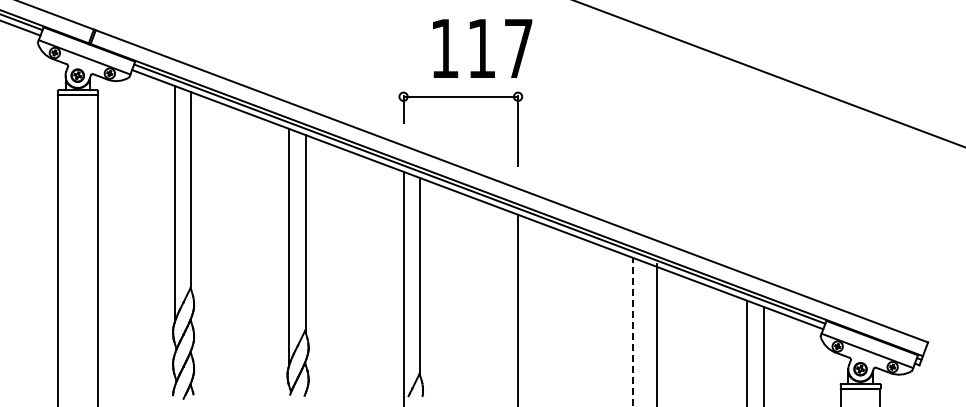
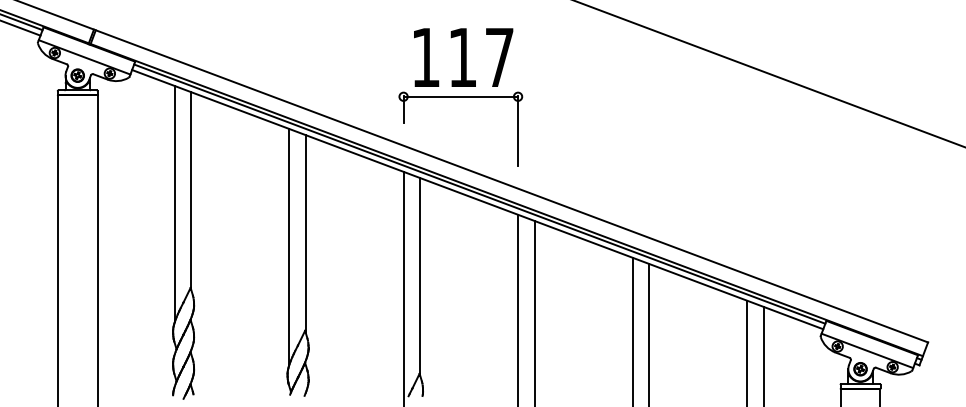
text position: (482, 48) -> (463, 57) (463, 57)
line: none -> present (534, 311)
line: dashed -> solid (632, 331)
line position: (657, 333) -> (649, 333) (649, 333)
